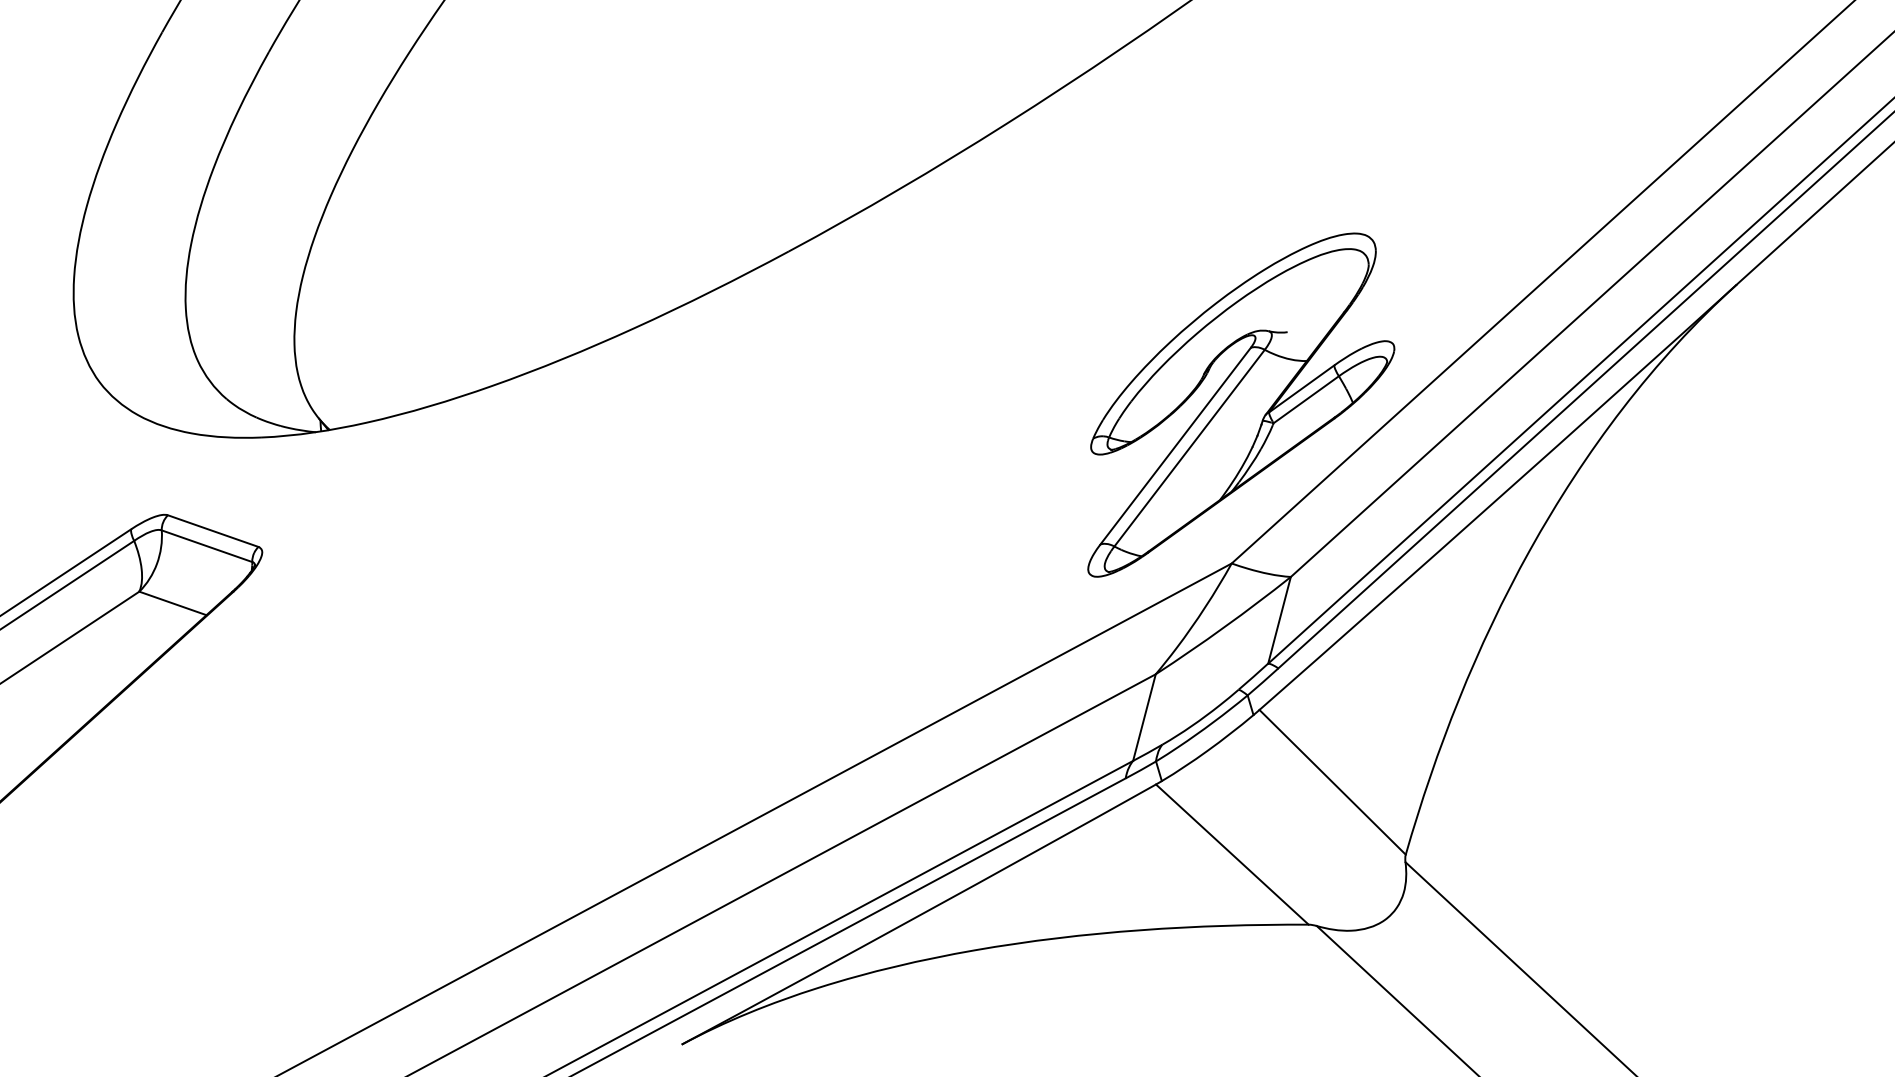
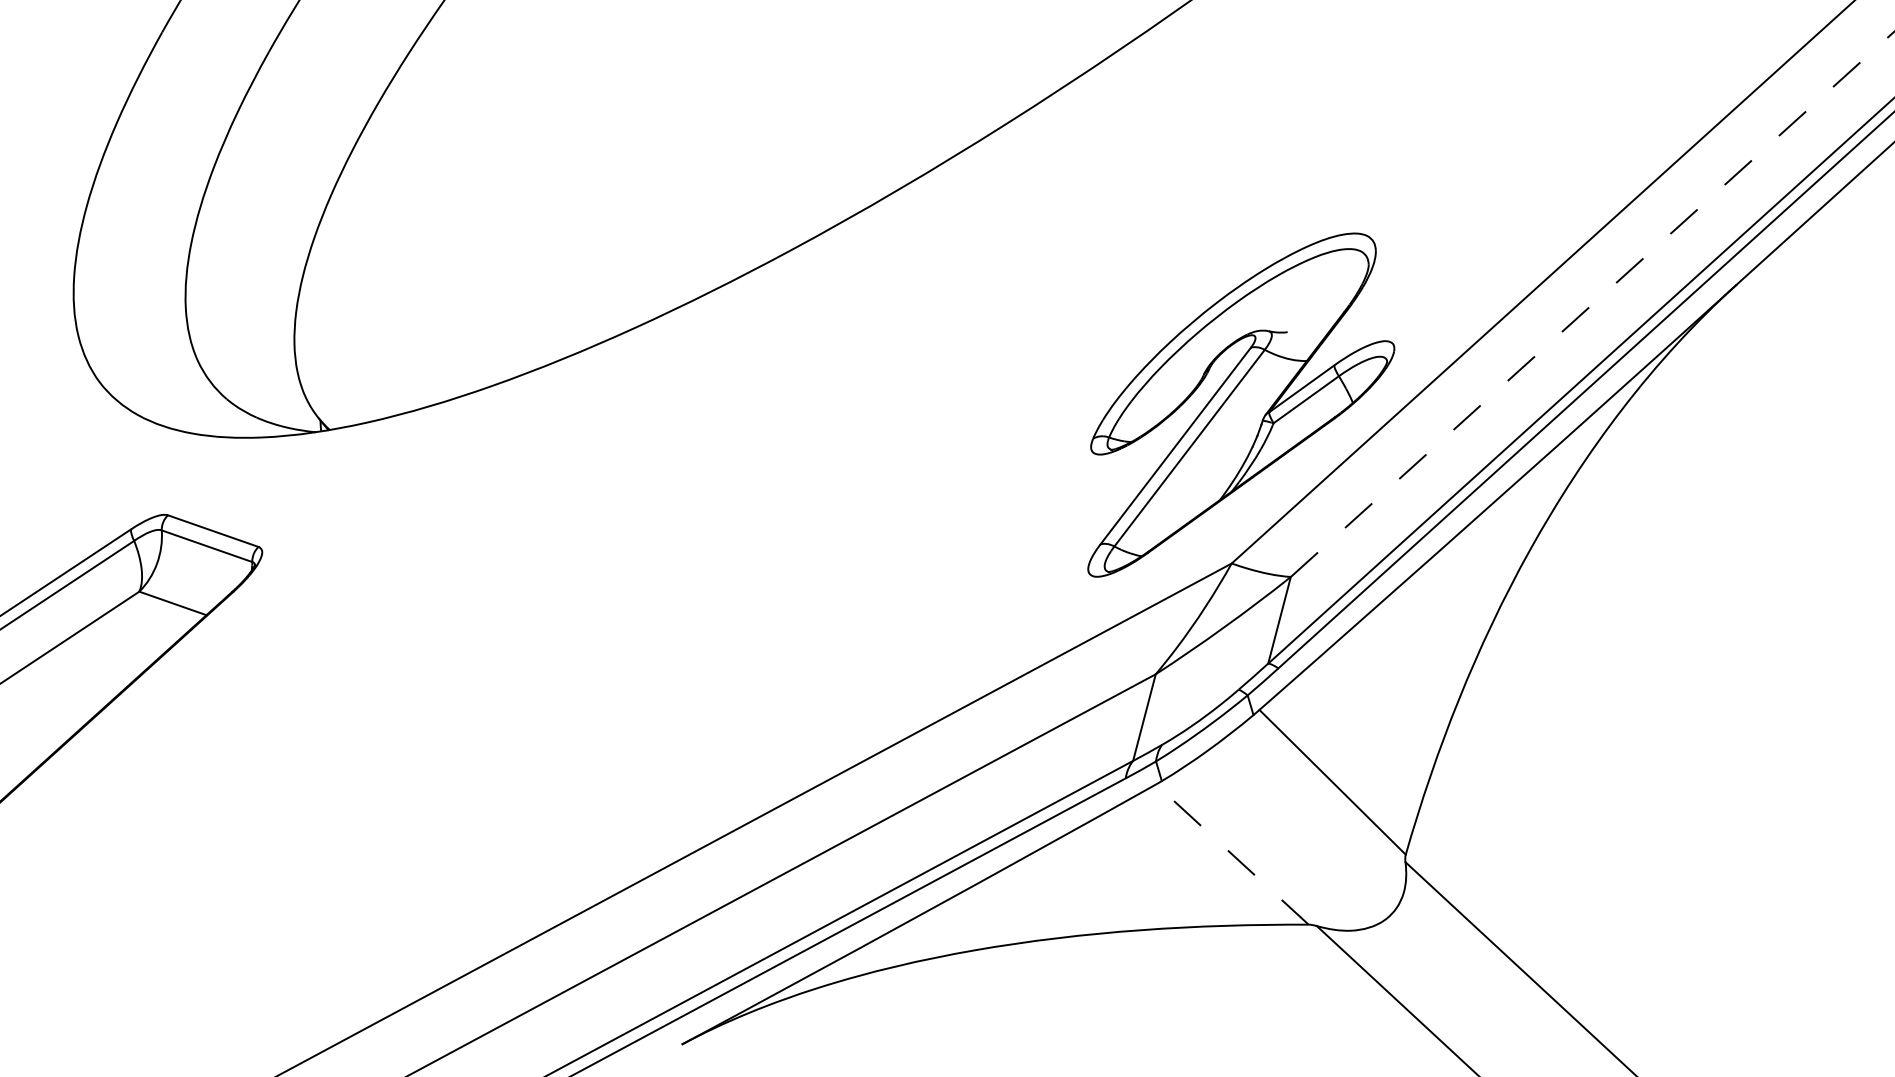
line: solid -> dashed (1592, 304)
line: solid -> dashed (1232, 854)
